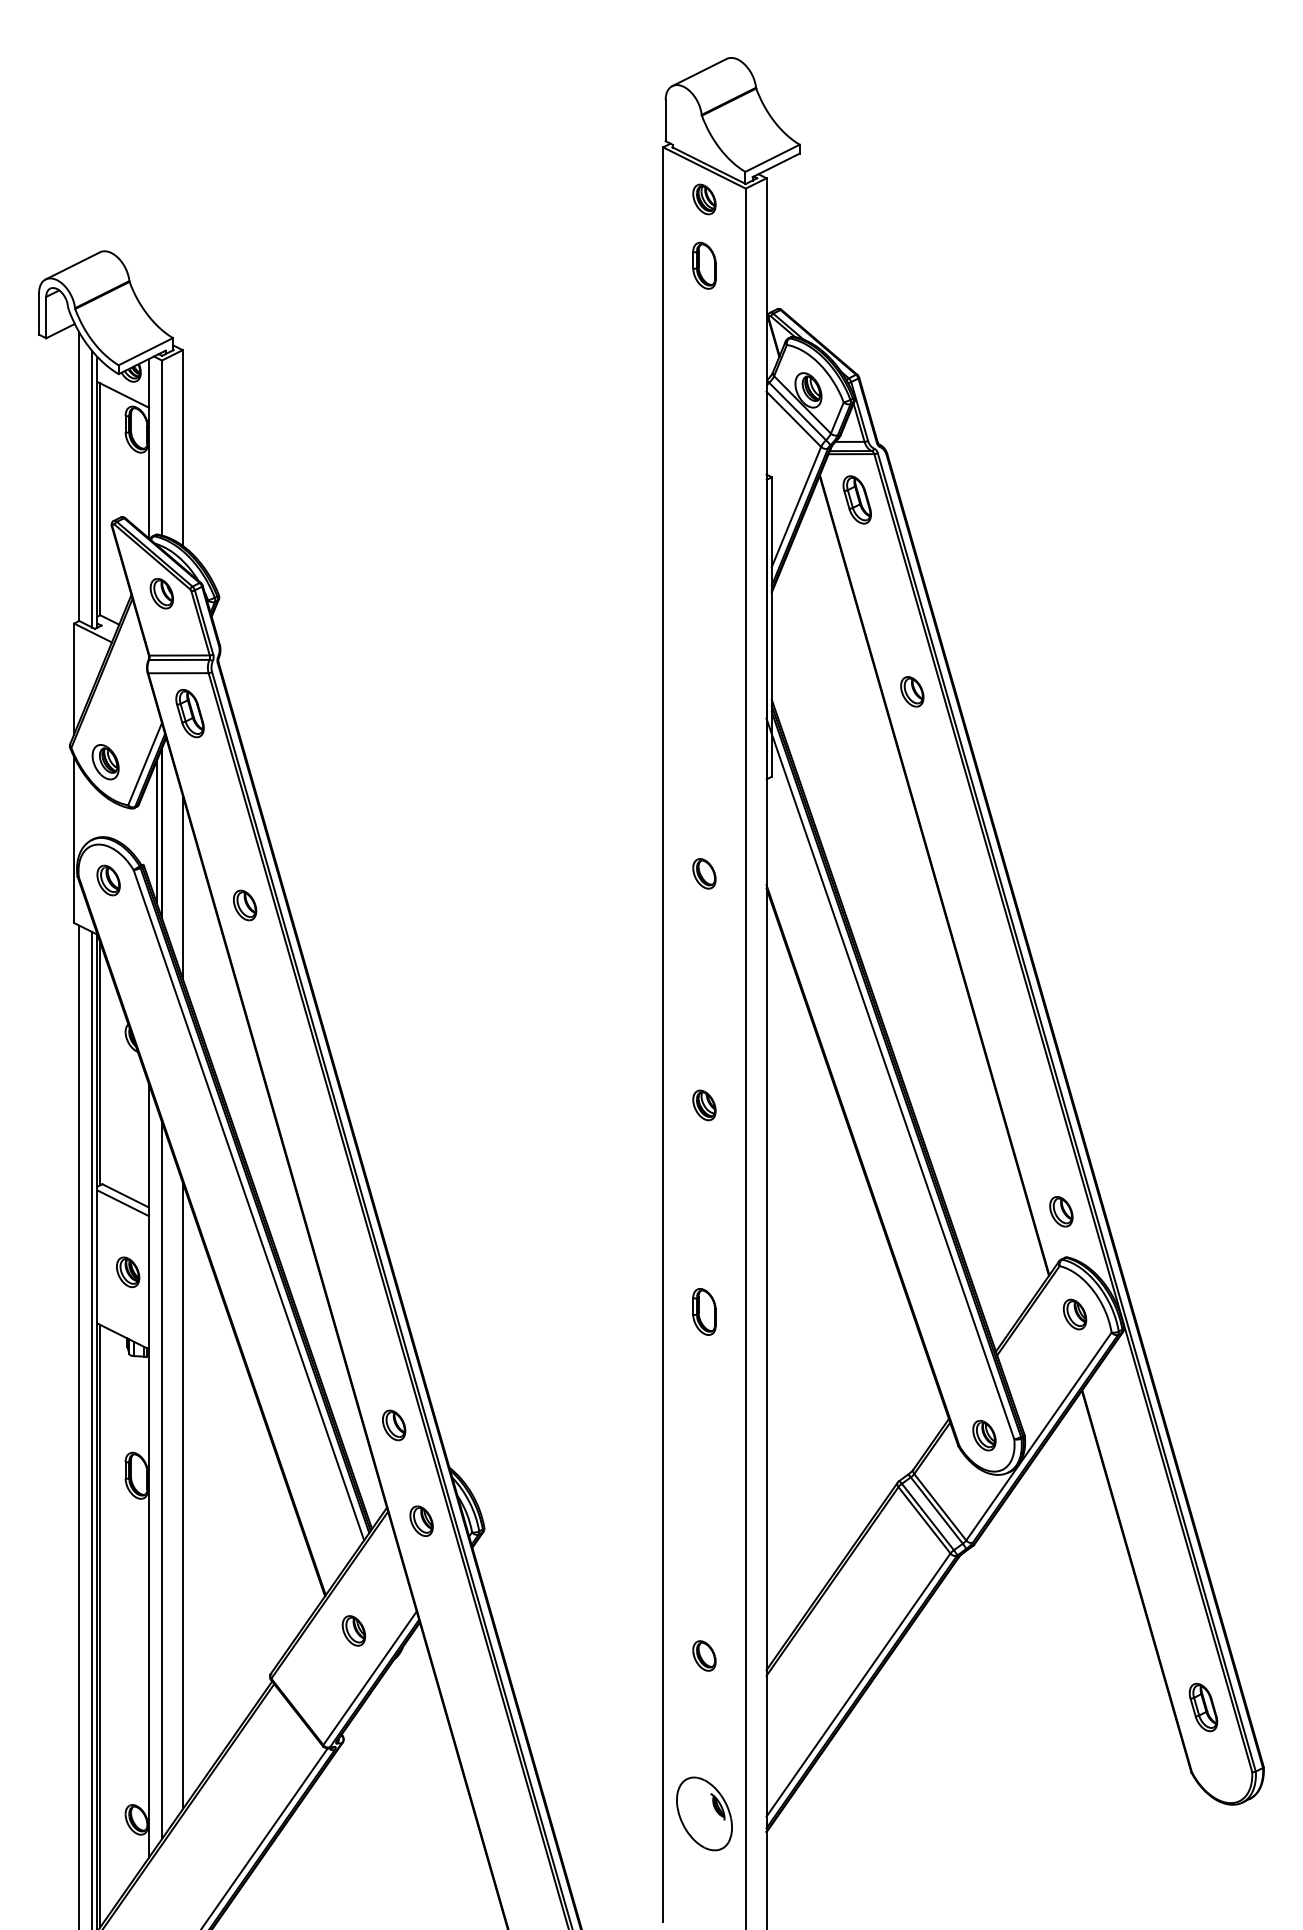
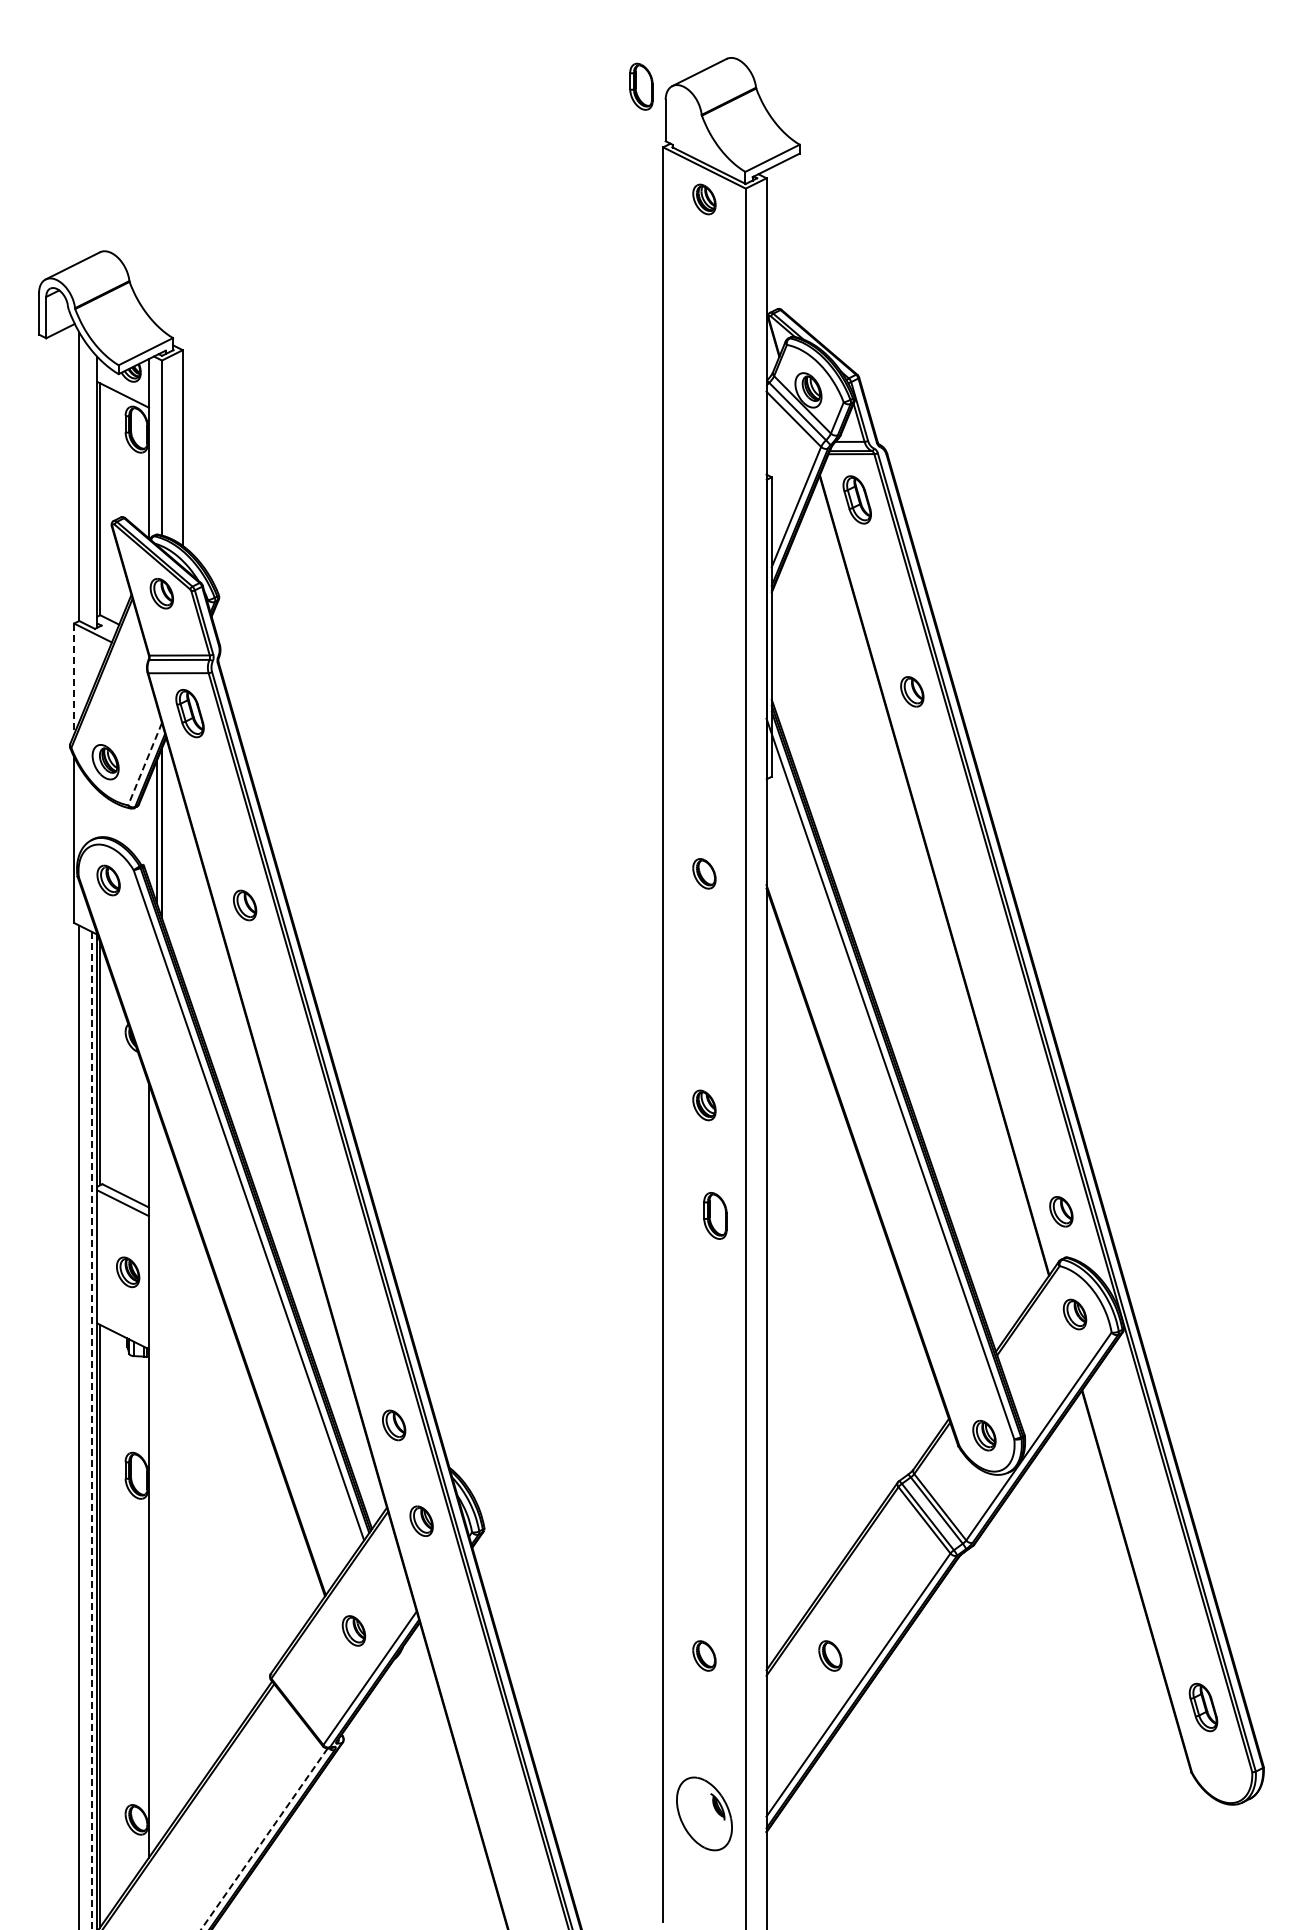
part position: (704, 265) -> (641, 86) (641, 86)
line: present -> none (92, 489)
line: solid -> dashed (74, 679)
line: solid -> dashed (144, 764)
line: present -> none (182, 886)
part position: (704, 1311) -> (715, 1215) (715, 1215)
line: solid -> dashed (92, 1430)
line: present -> none (162, 1480)
line: present -> none (182, 1495)
part: none -> present (830, 1655)
line: solid -> dashed (264, 1839)
